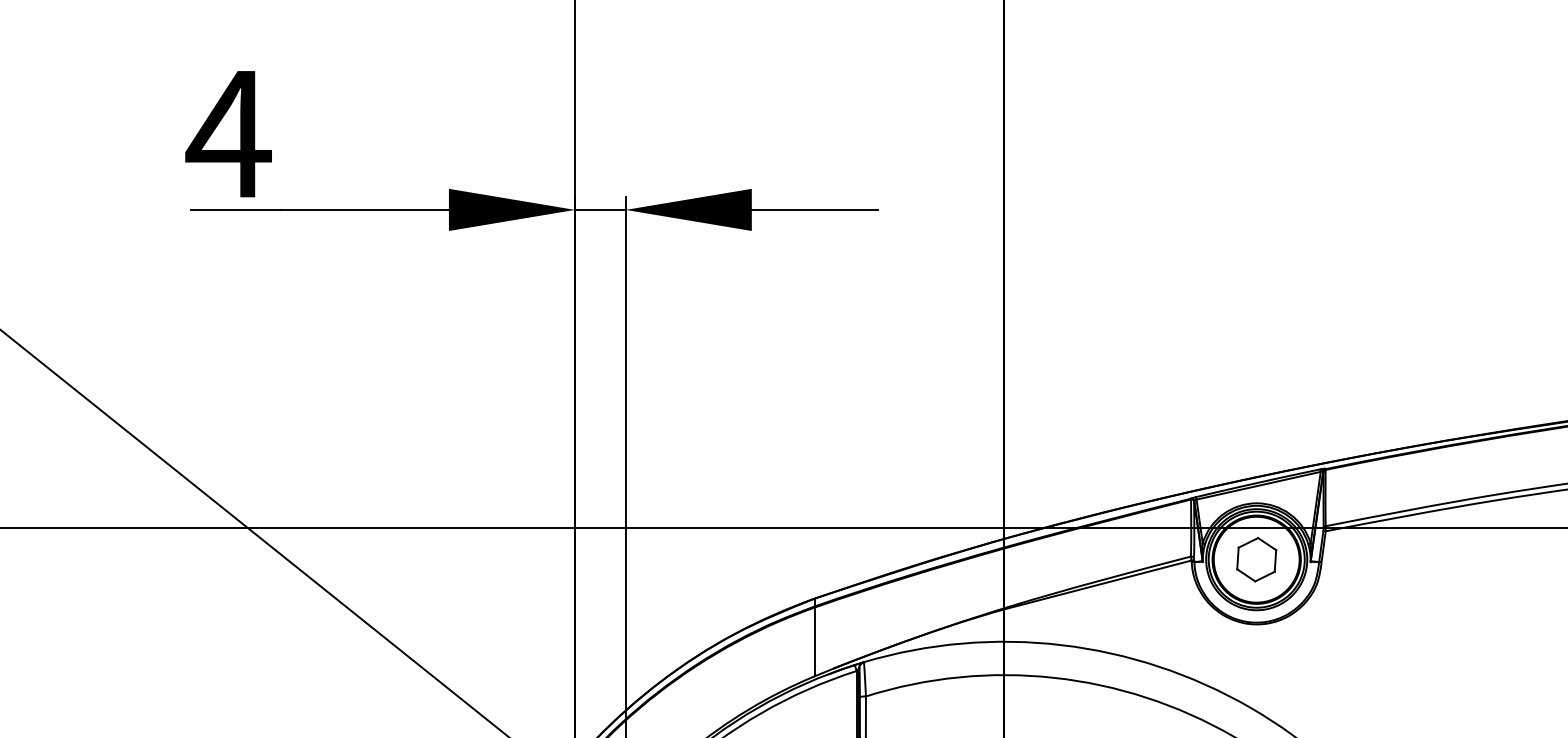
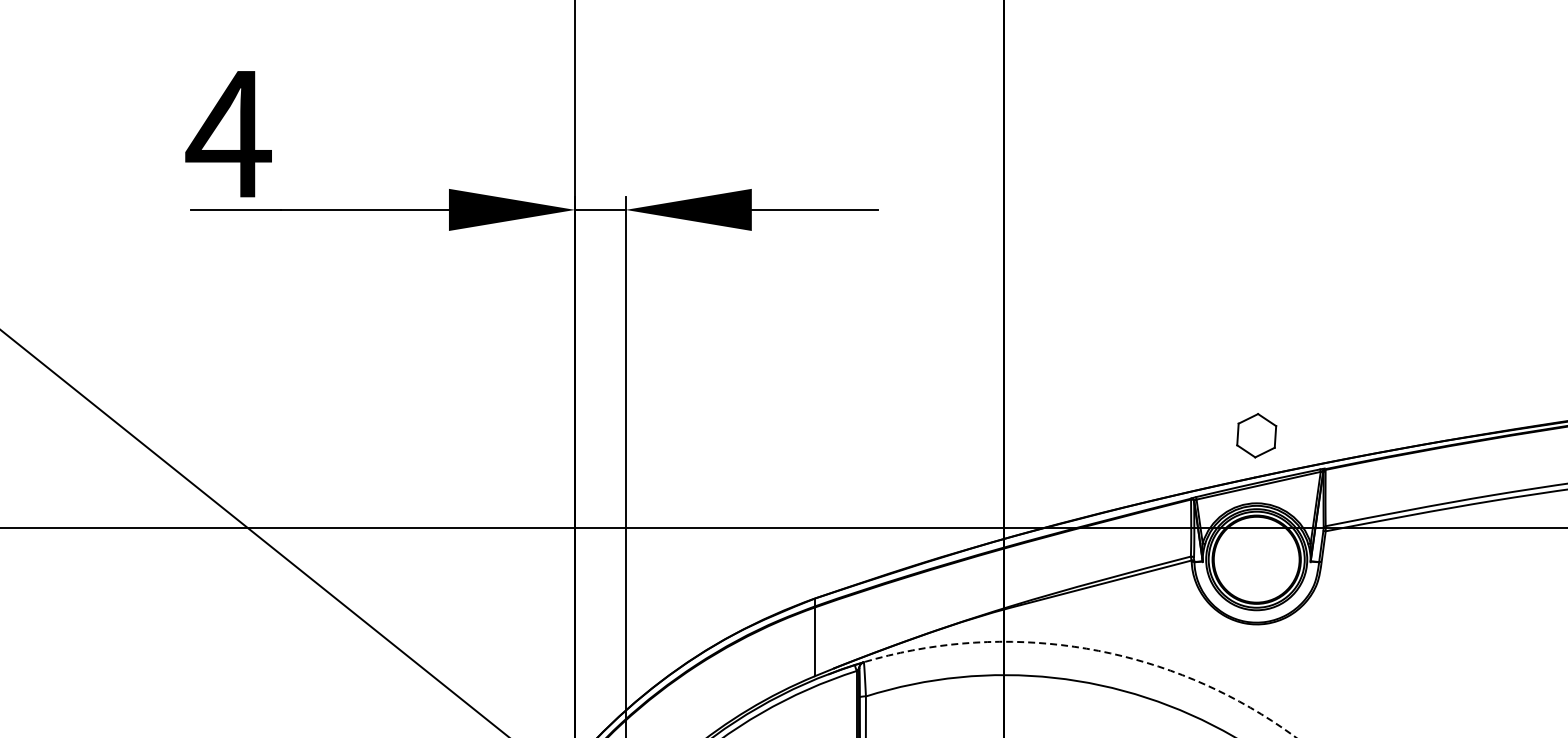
part position: (1256, 559) -> (1256, 435) (1256, 435)
arc: solid -> dashed (1089, 649)
